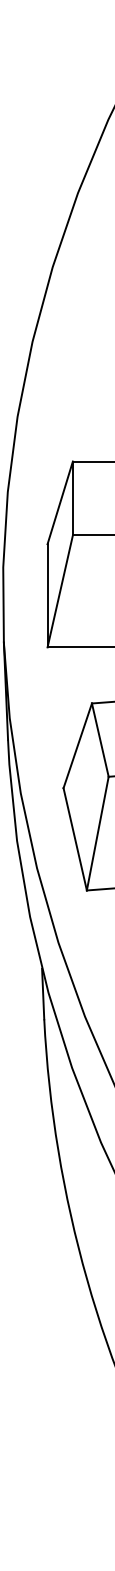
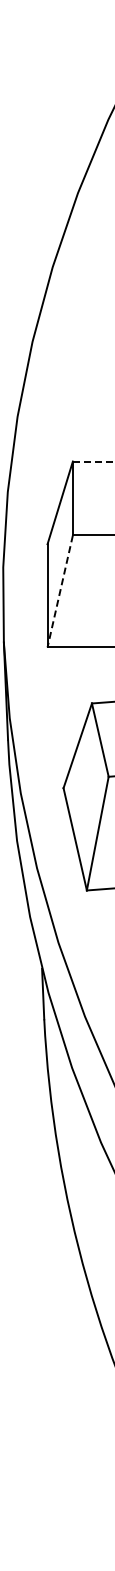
line: solid -> dashed (93, 461)
line: solid -> dashed (60, 591)
